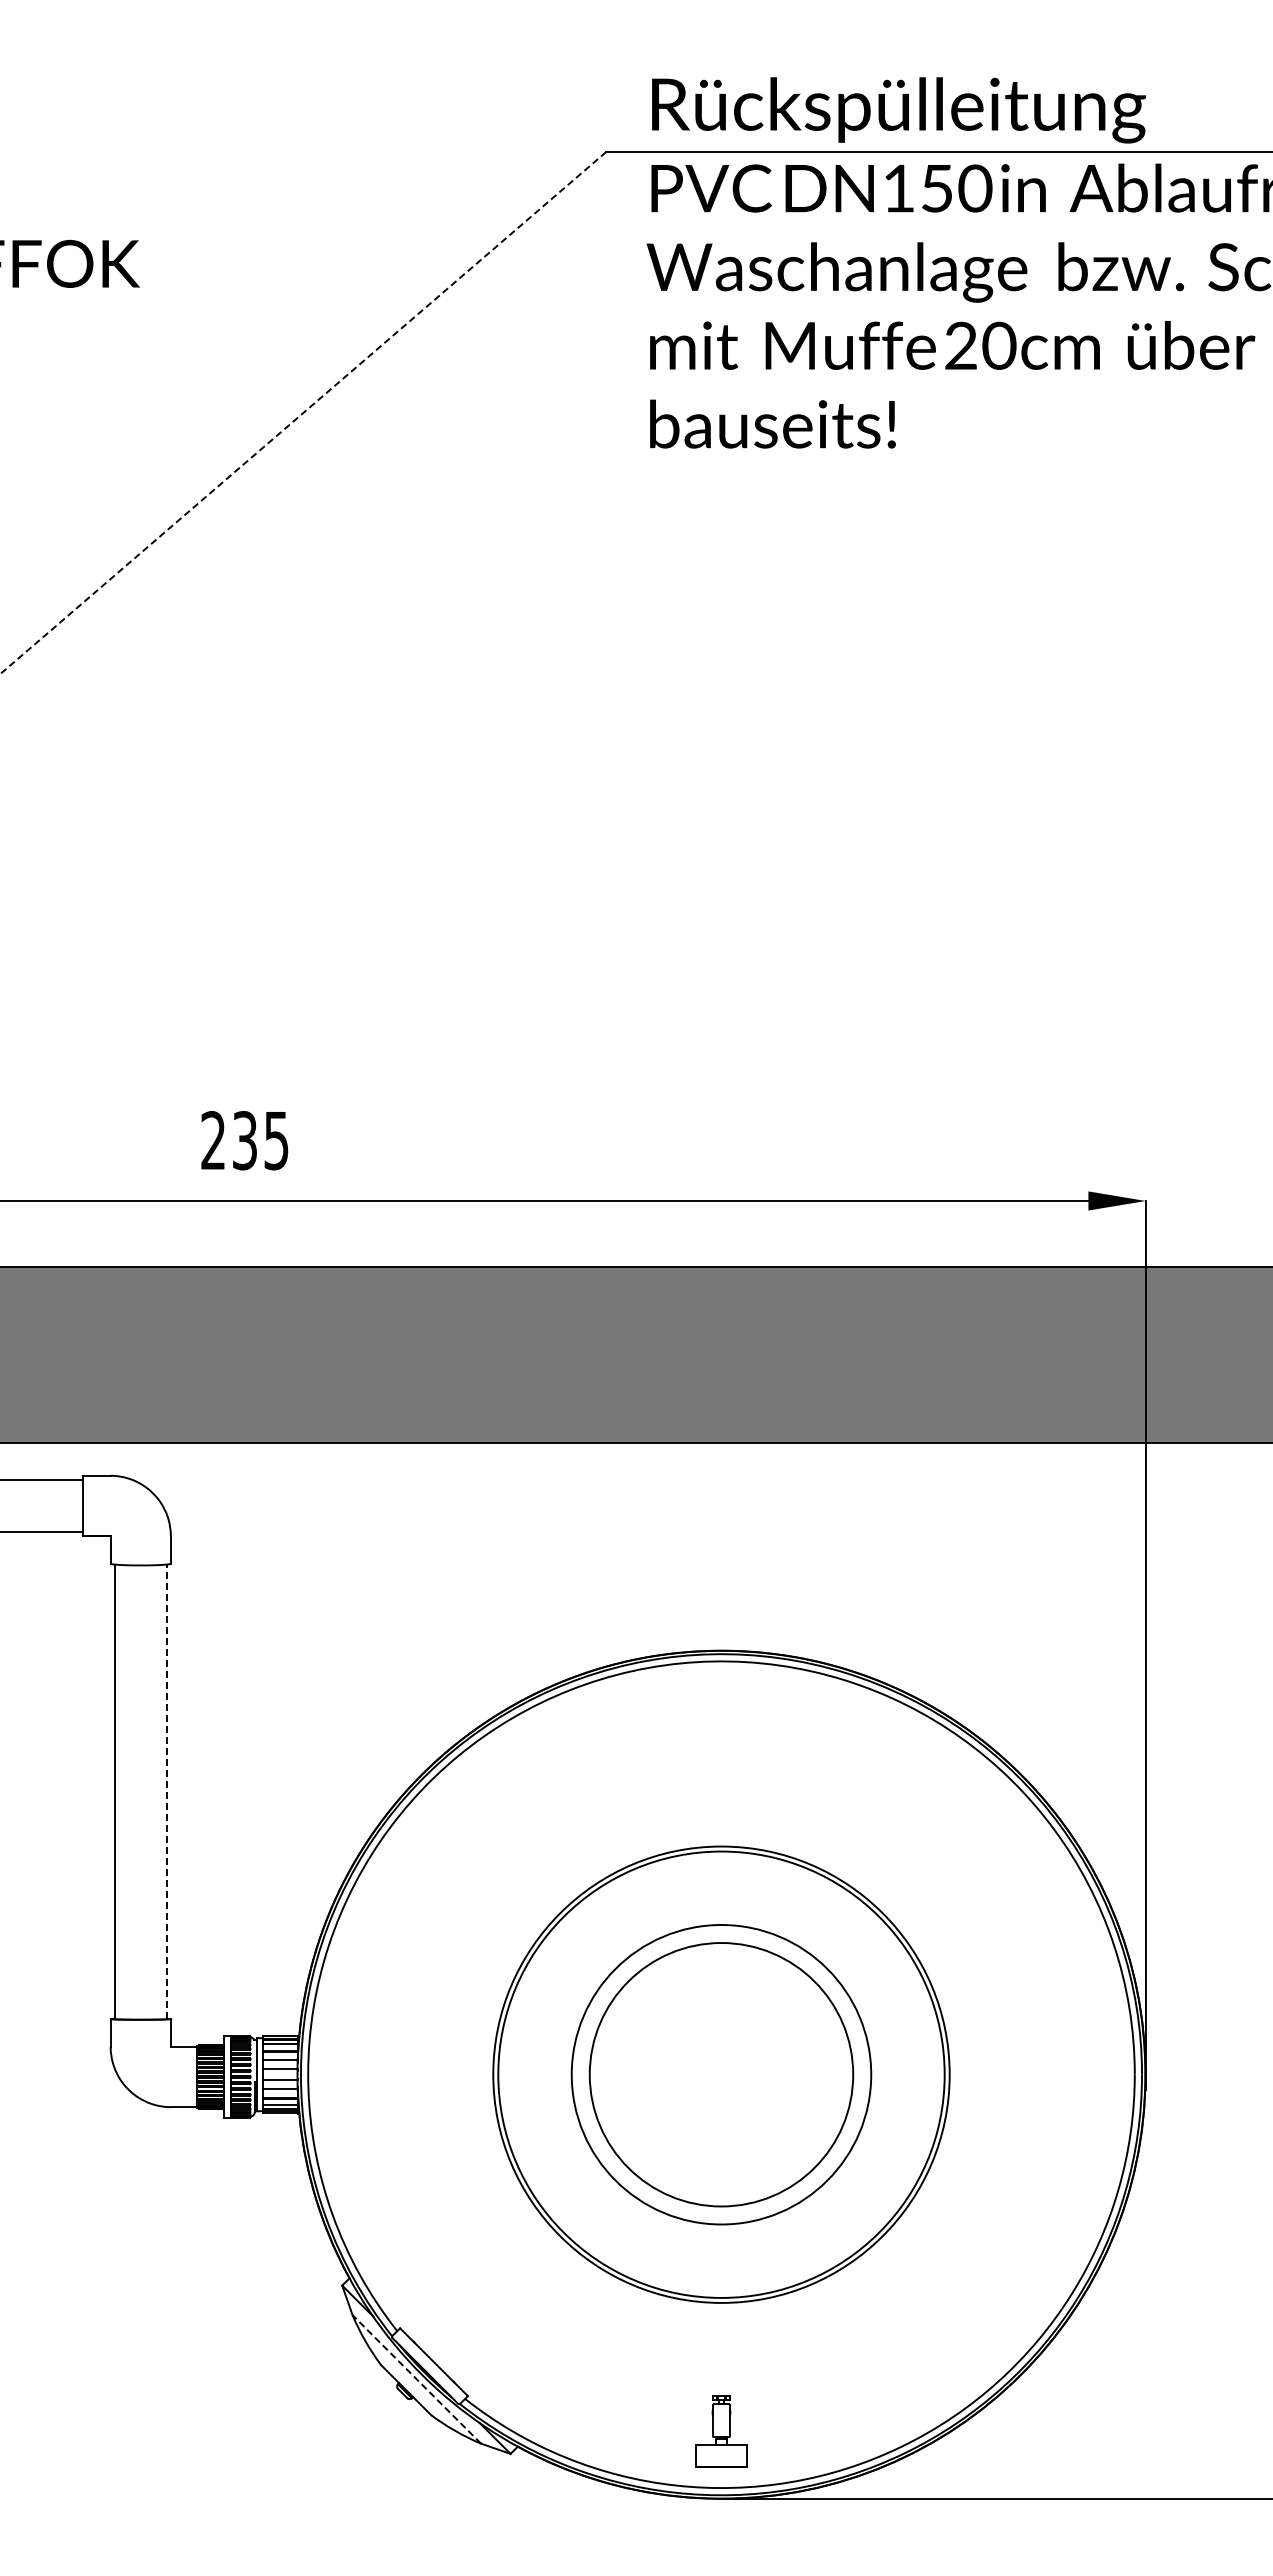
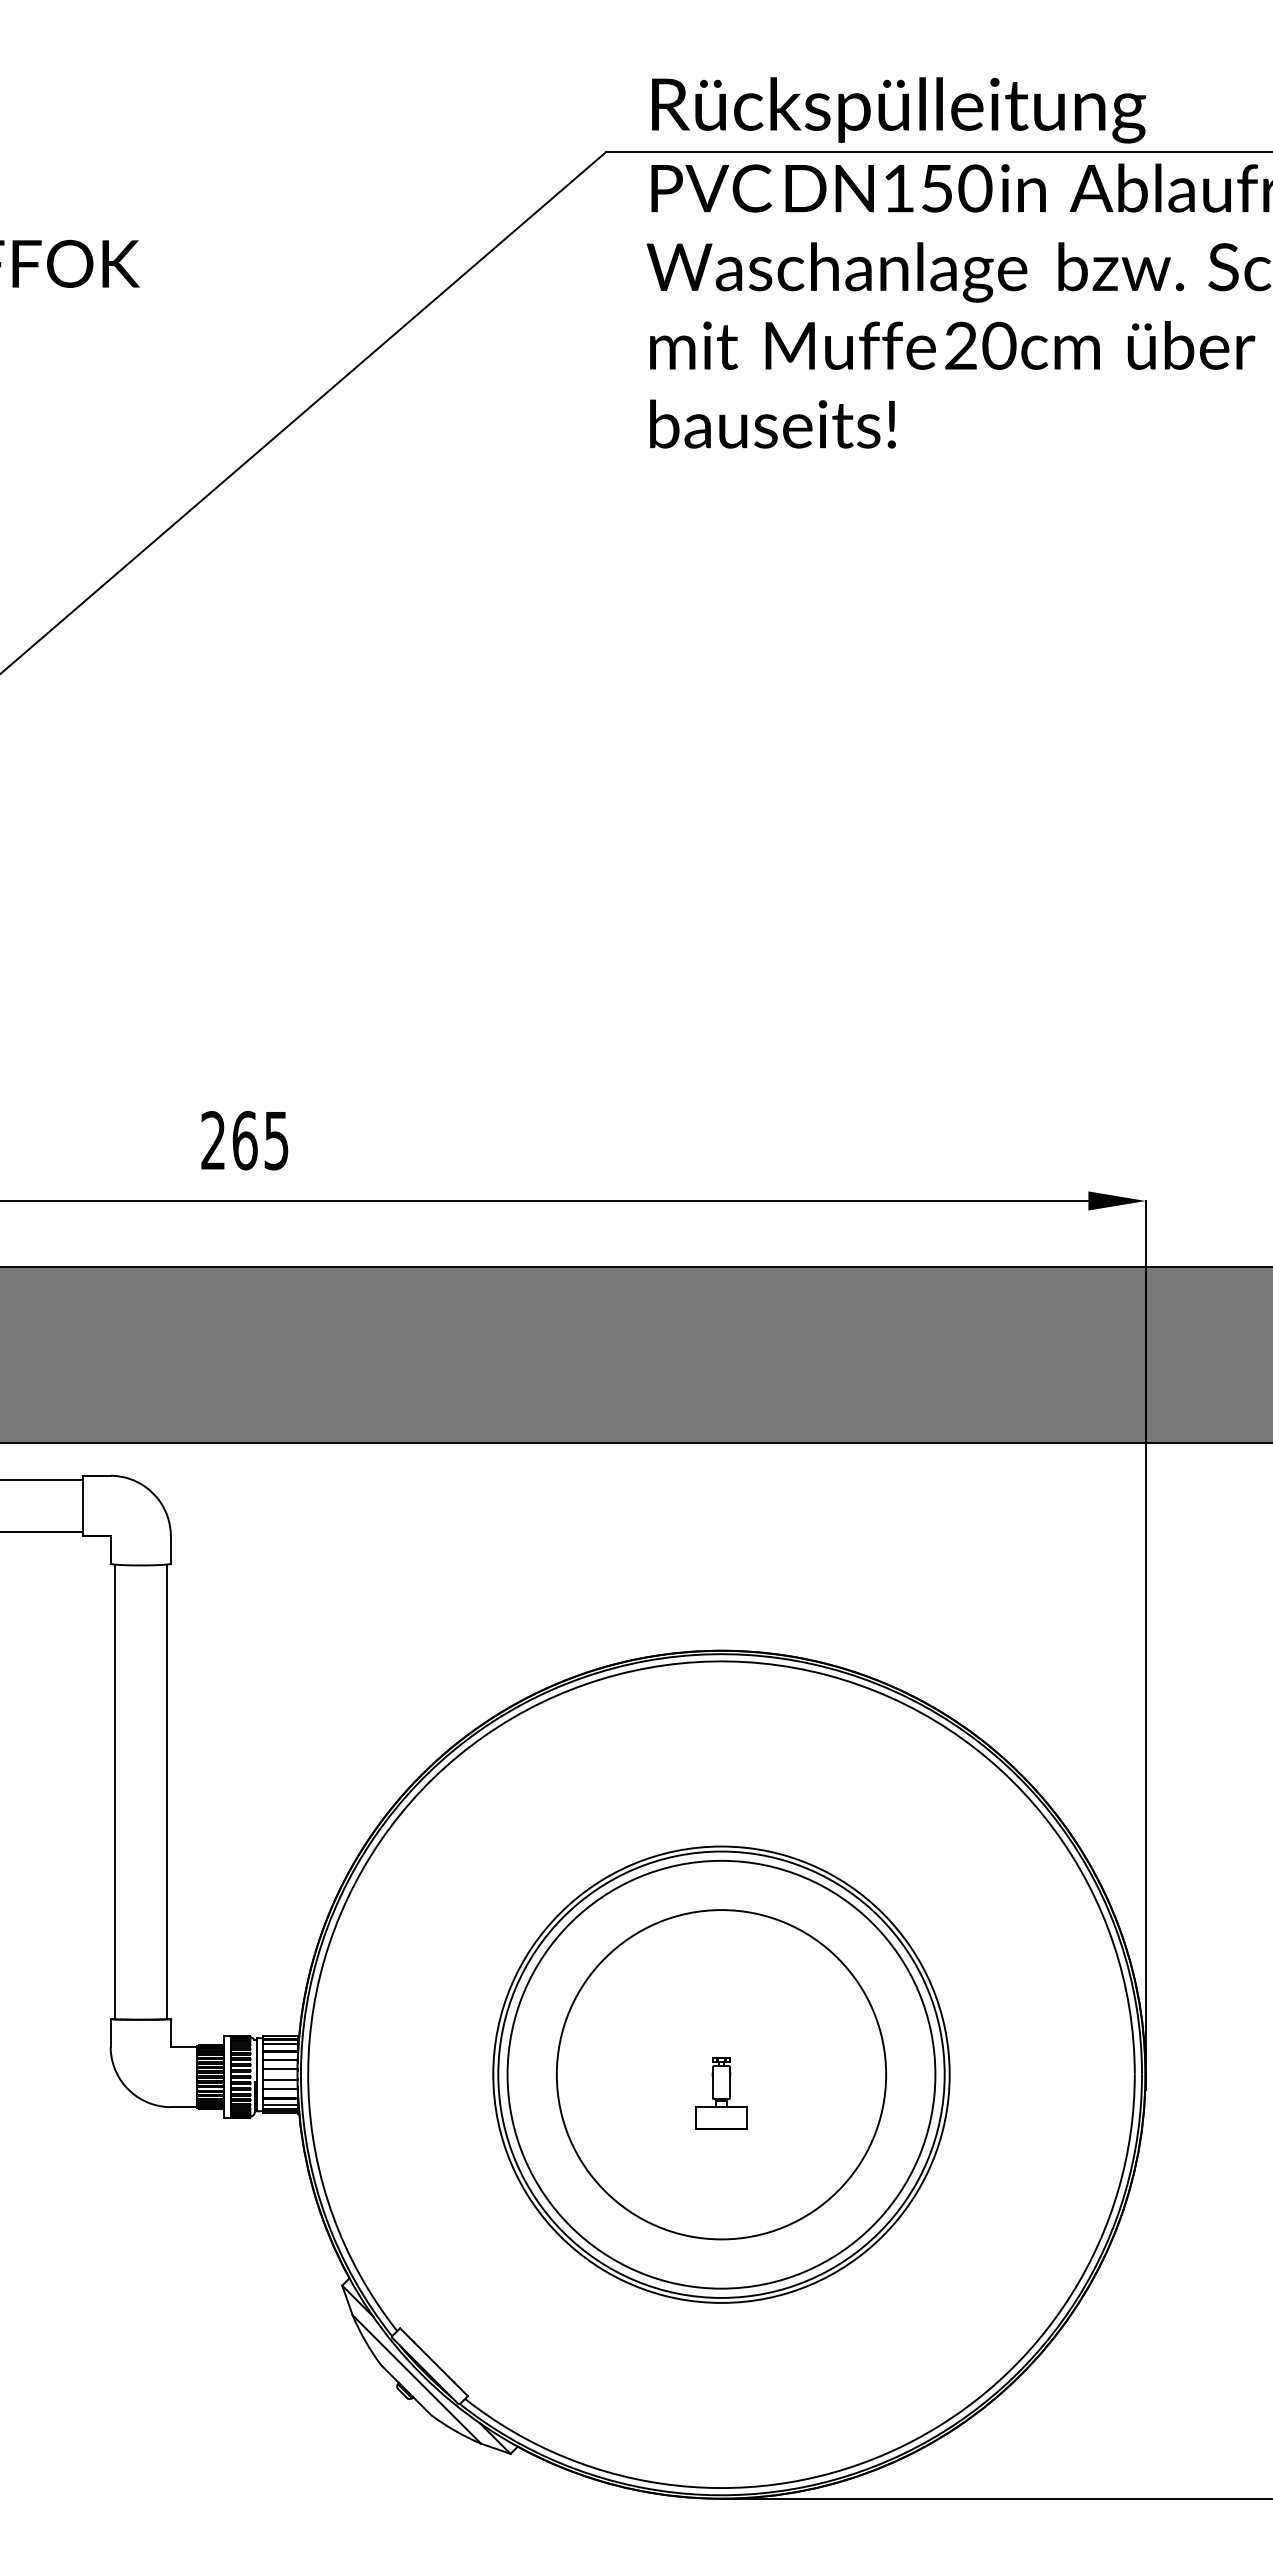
line: dashed -> solid (303, 412)
text: 235 -> 265 (244, 1140)
line: dashed -> solid (166, 1791)
circle diameter: 263 px -> 329 px (721, 2074)
circle diameter: 299 px -> 428 px (721, 2074)
line: dashed -> solid (416, 2379)
part position: (721, 2431) -> (721, 2093) (721, 2093)
